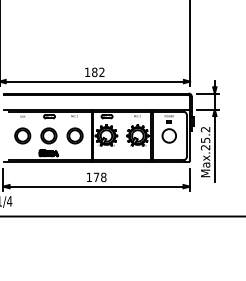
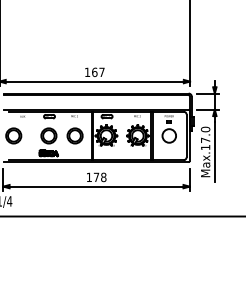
text: 182 -> 167 (98, 71)
part position: (22, 135) -> (13, 135) (13, 135)
text: Max.25.2 -> Max.17.0 (205, 138)
